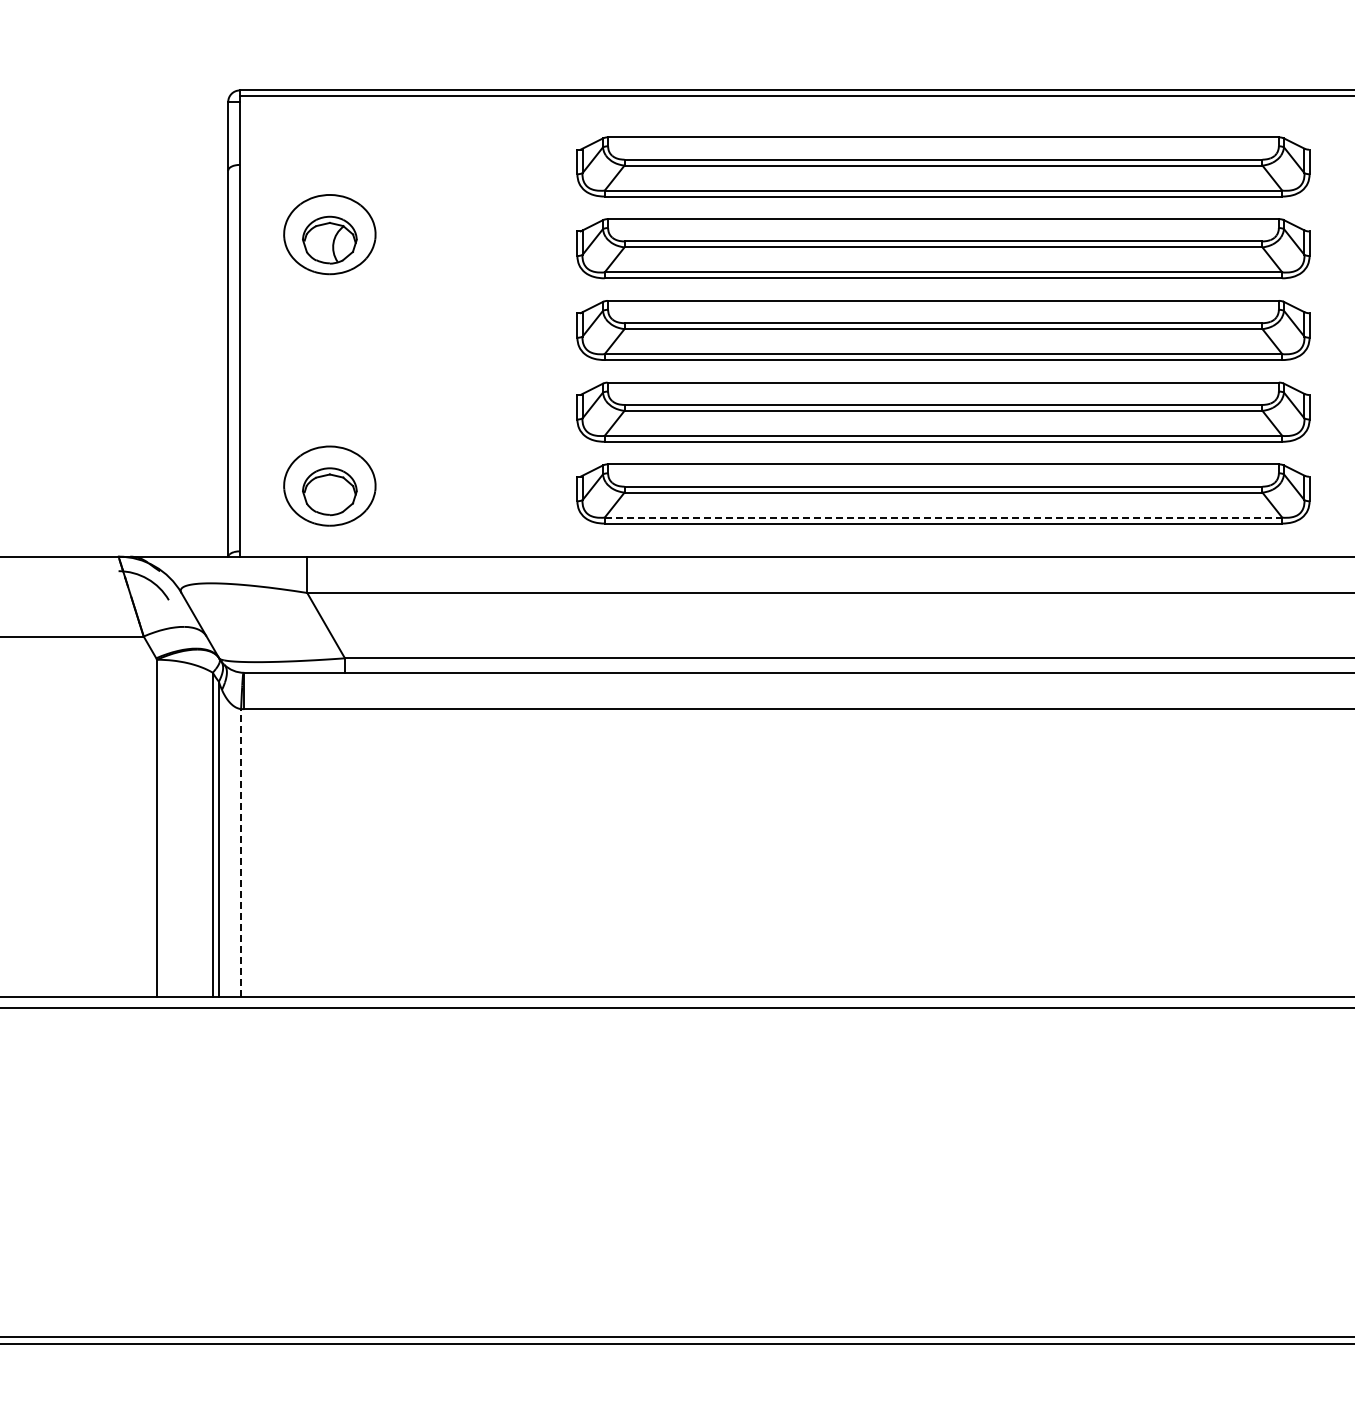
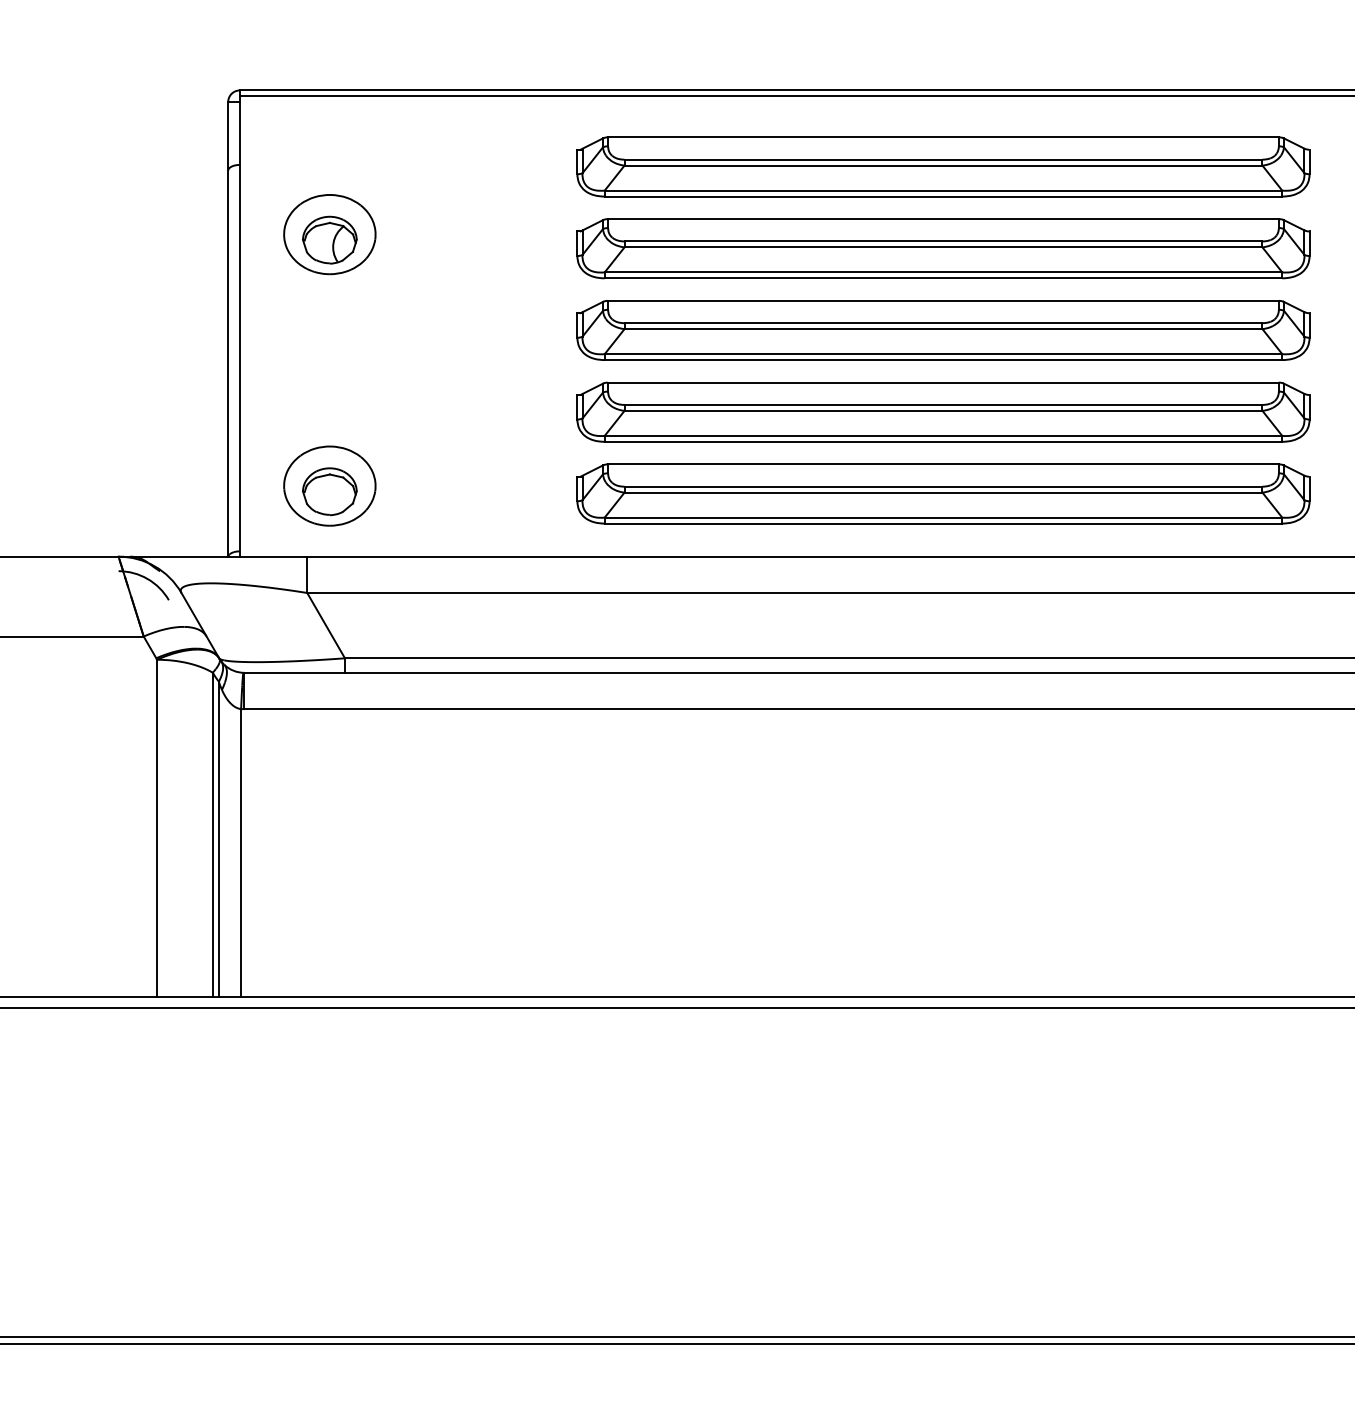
line: dashed -> solid (943, 517)
line: dashed -> solid (241, 852)
